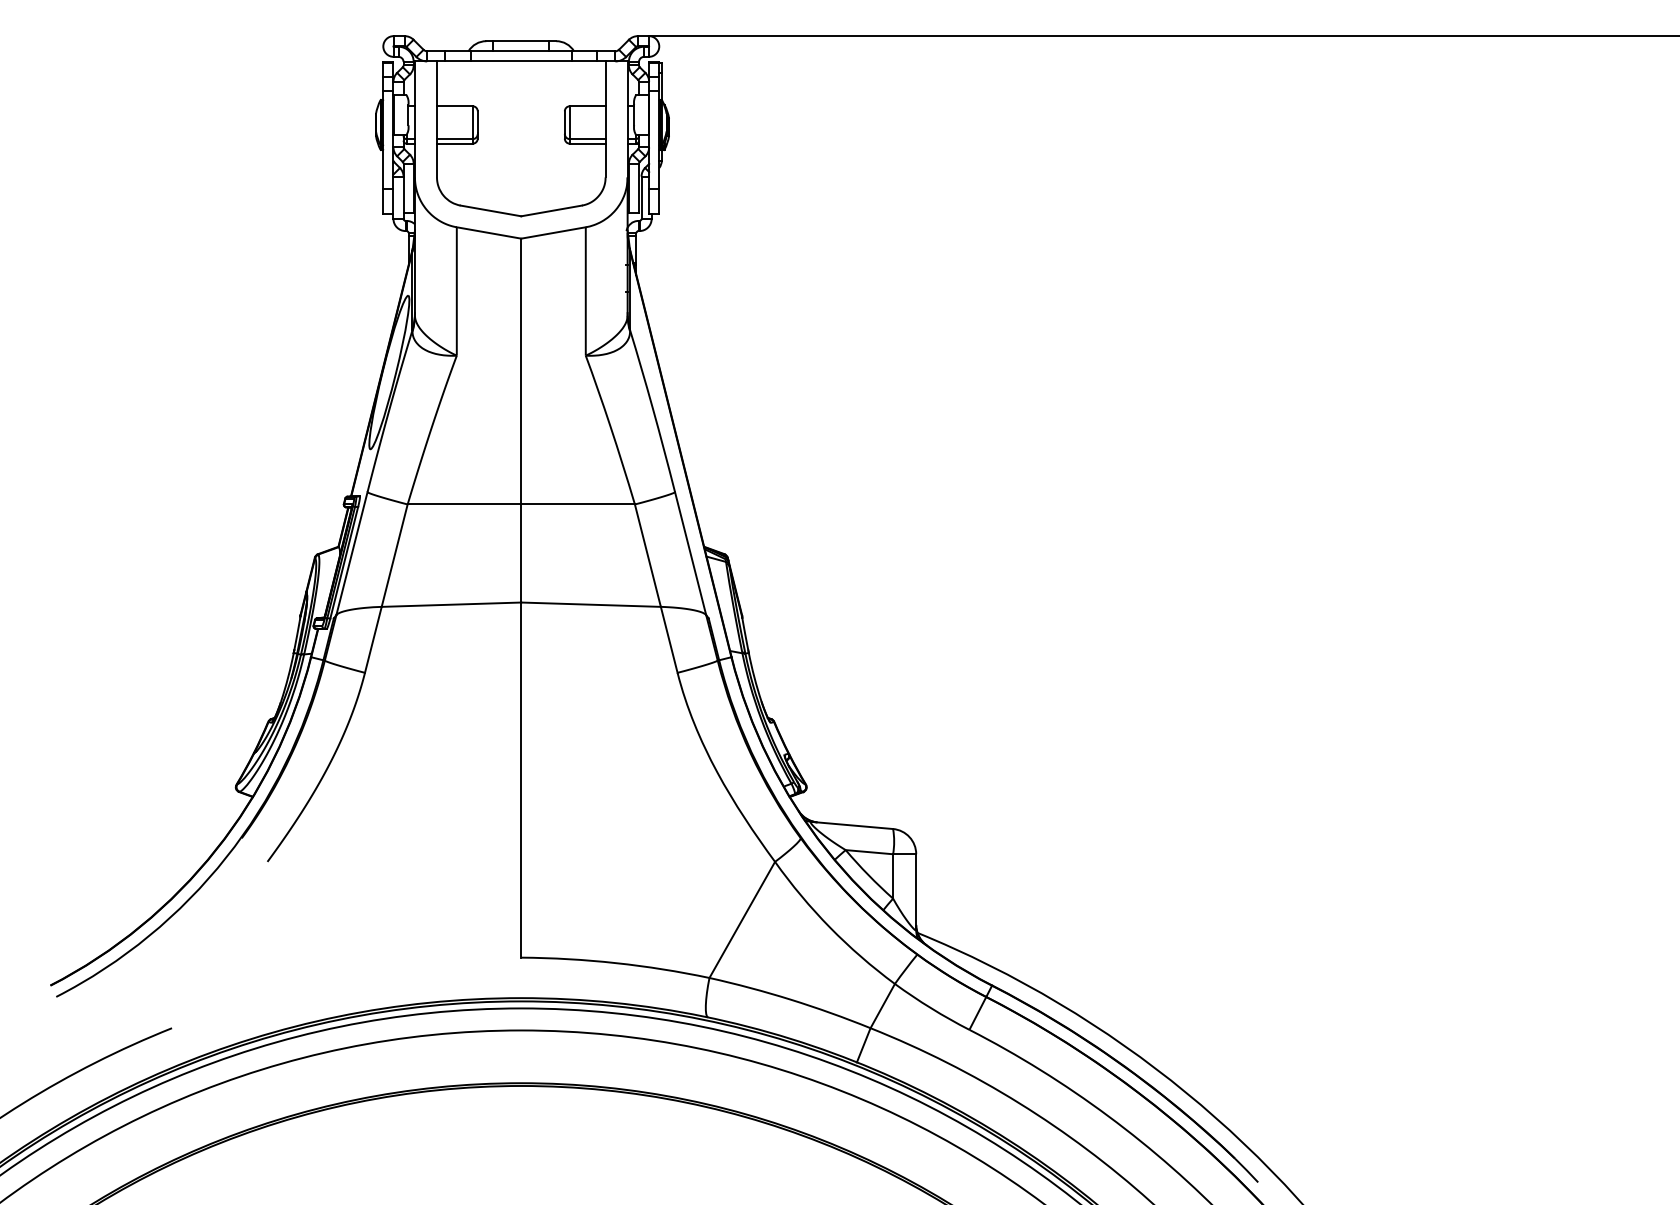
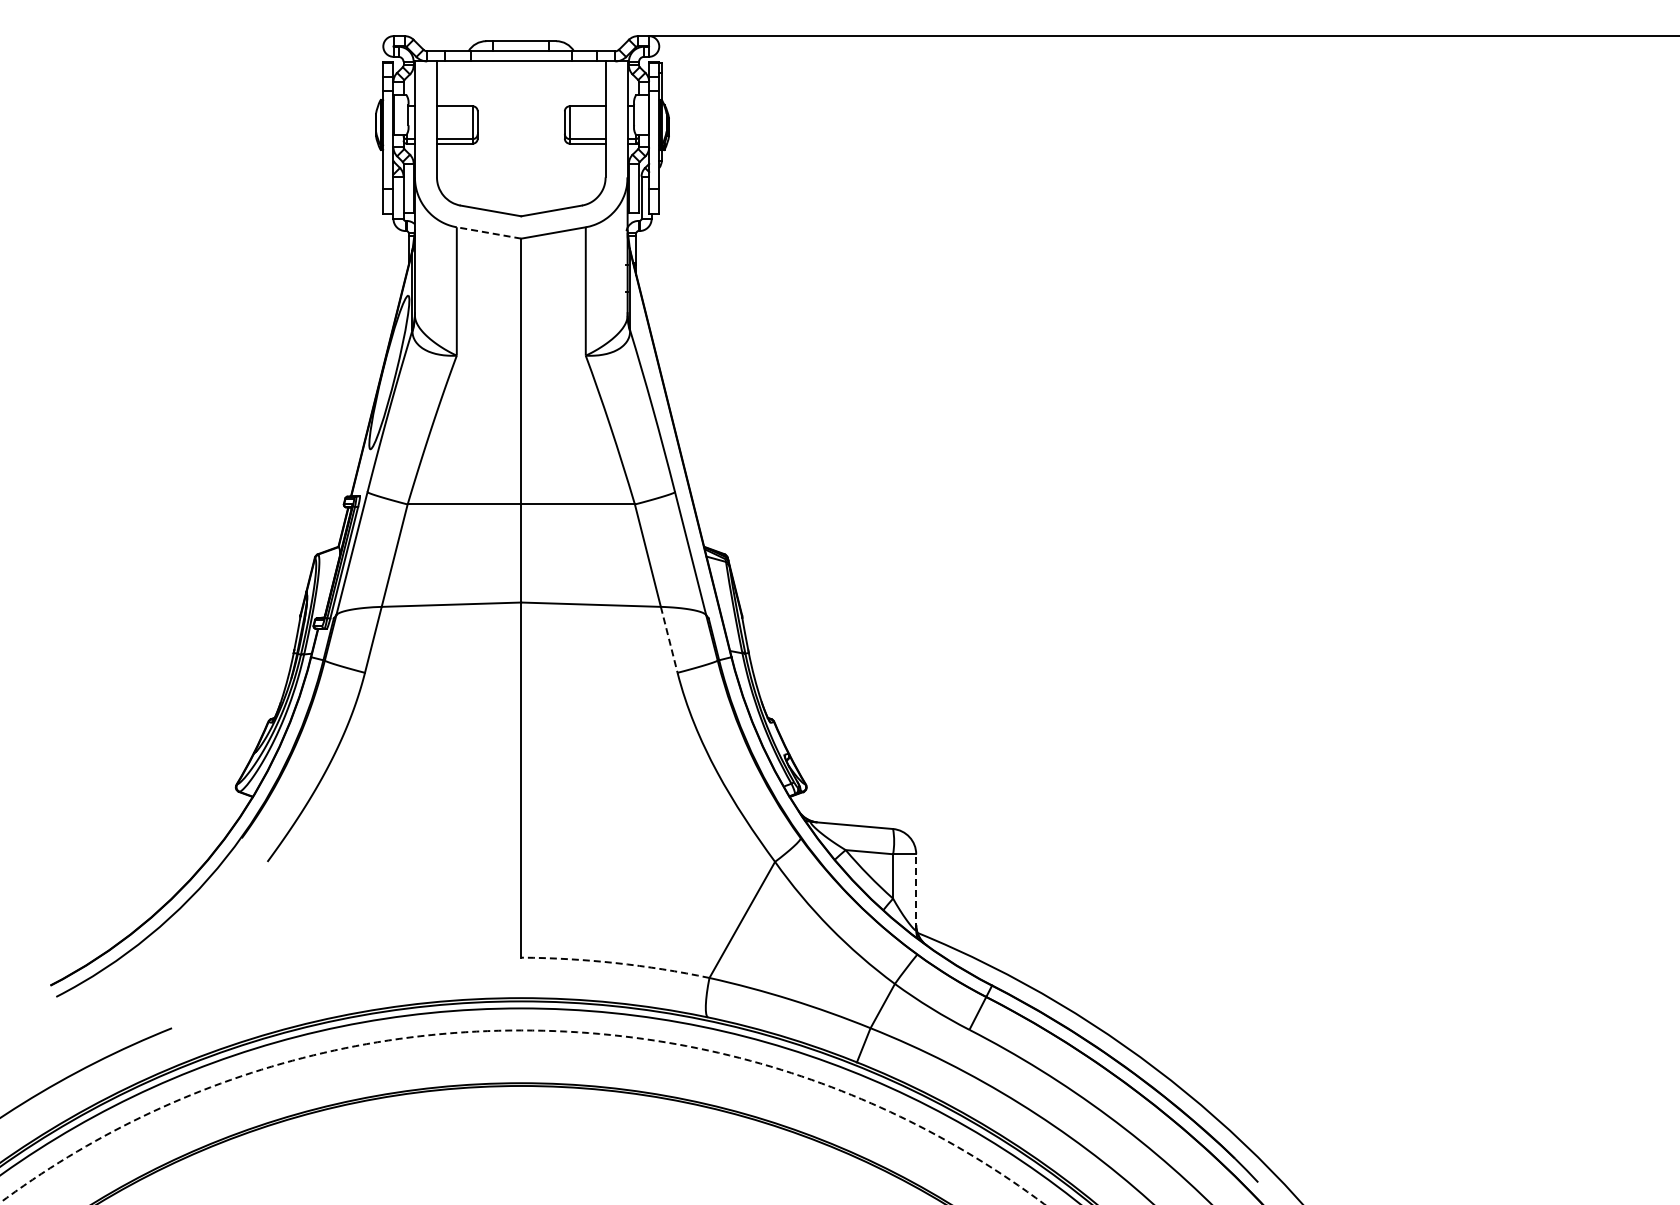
line: solid -> dashed (489, 232)
line: solid -> dashed (669, 640)
line: solid -> dashed (916, 892)
arc: solid -> dashed (615, 963)
circle: solid -> dashed (522, 1117)
